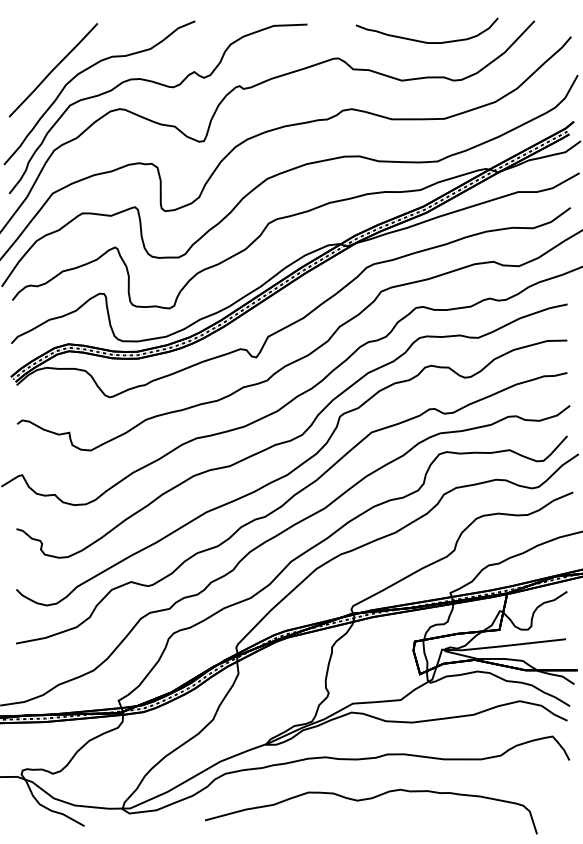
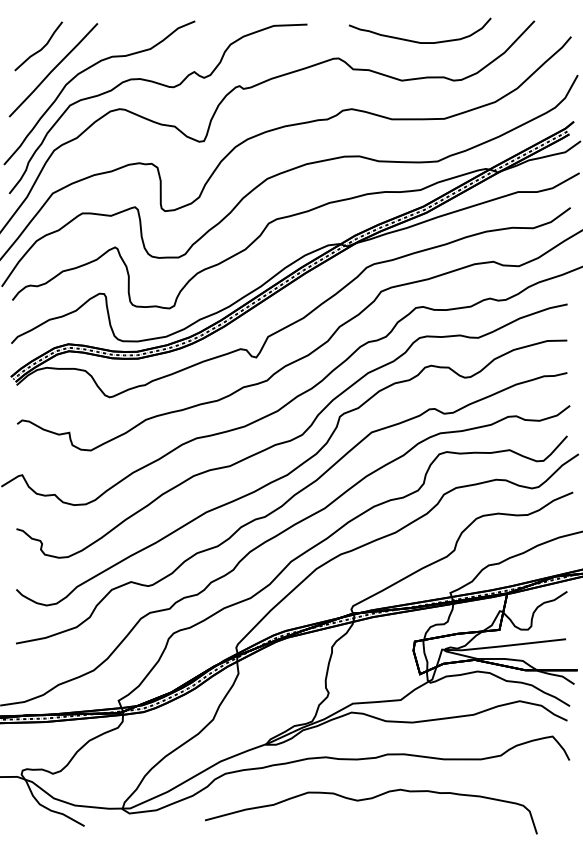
curve position: (426, 41) -> (419, 41) (419, 41)
curve: none -> present (39, 49)
